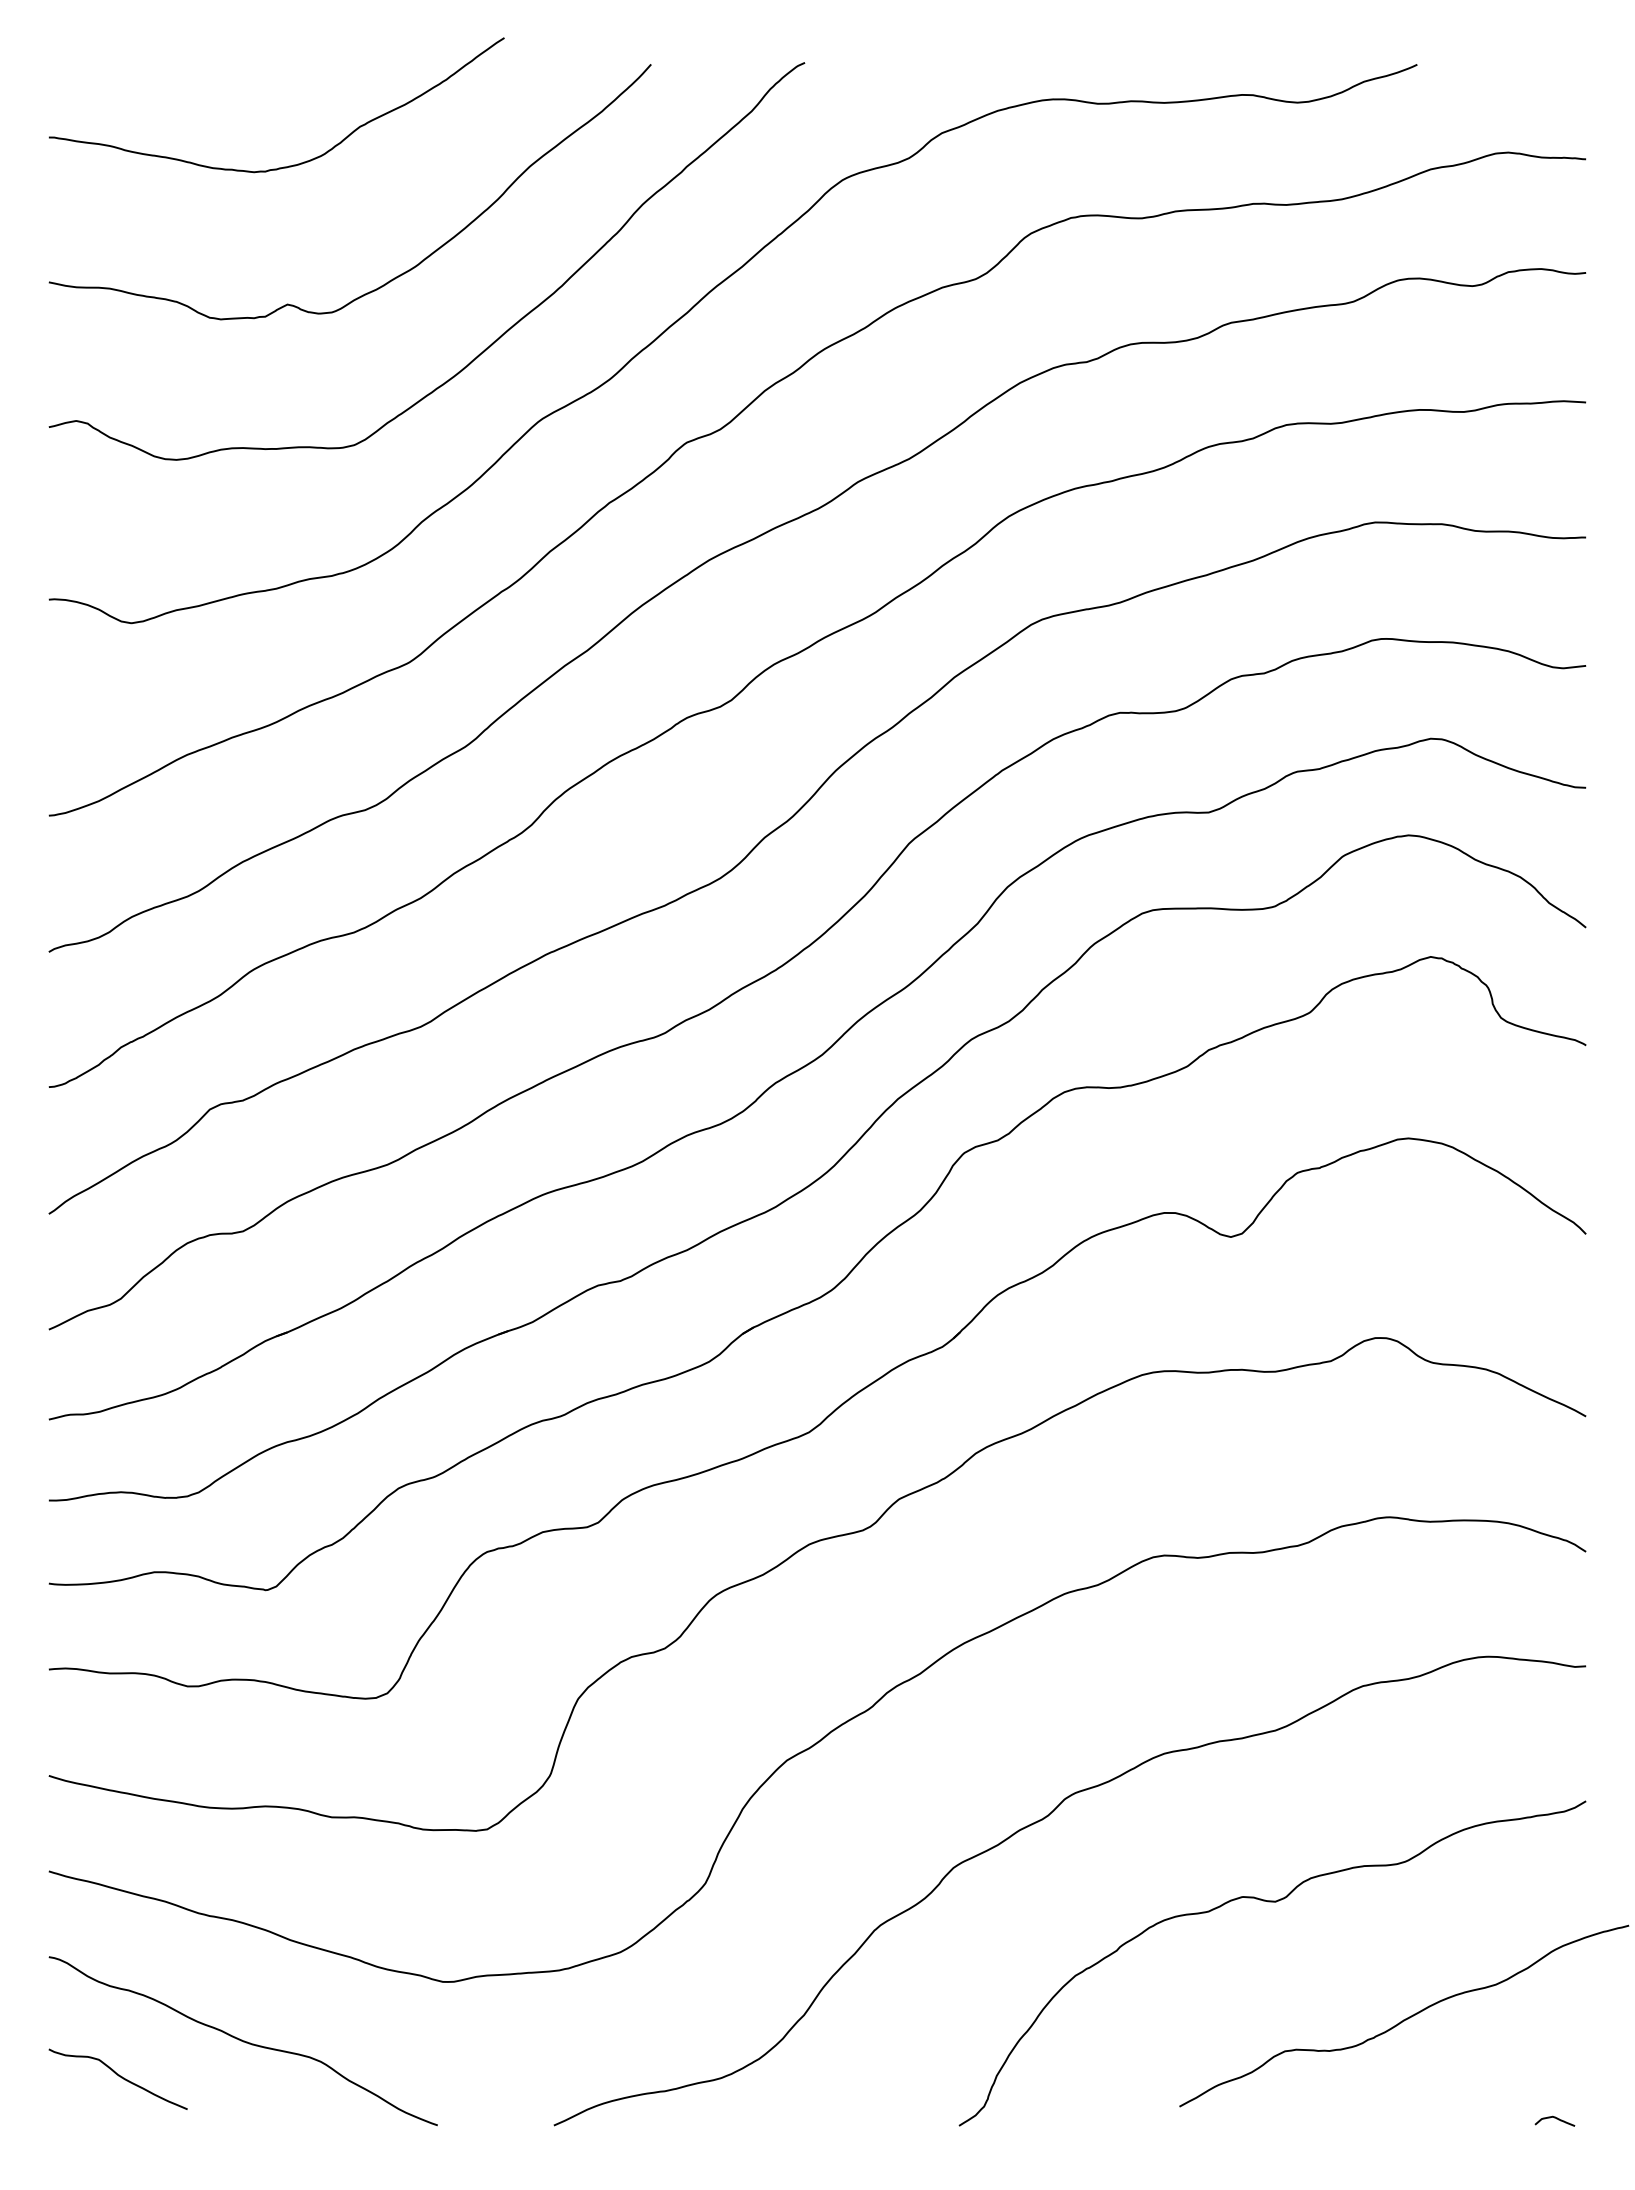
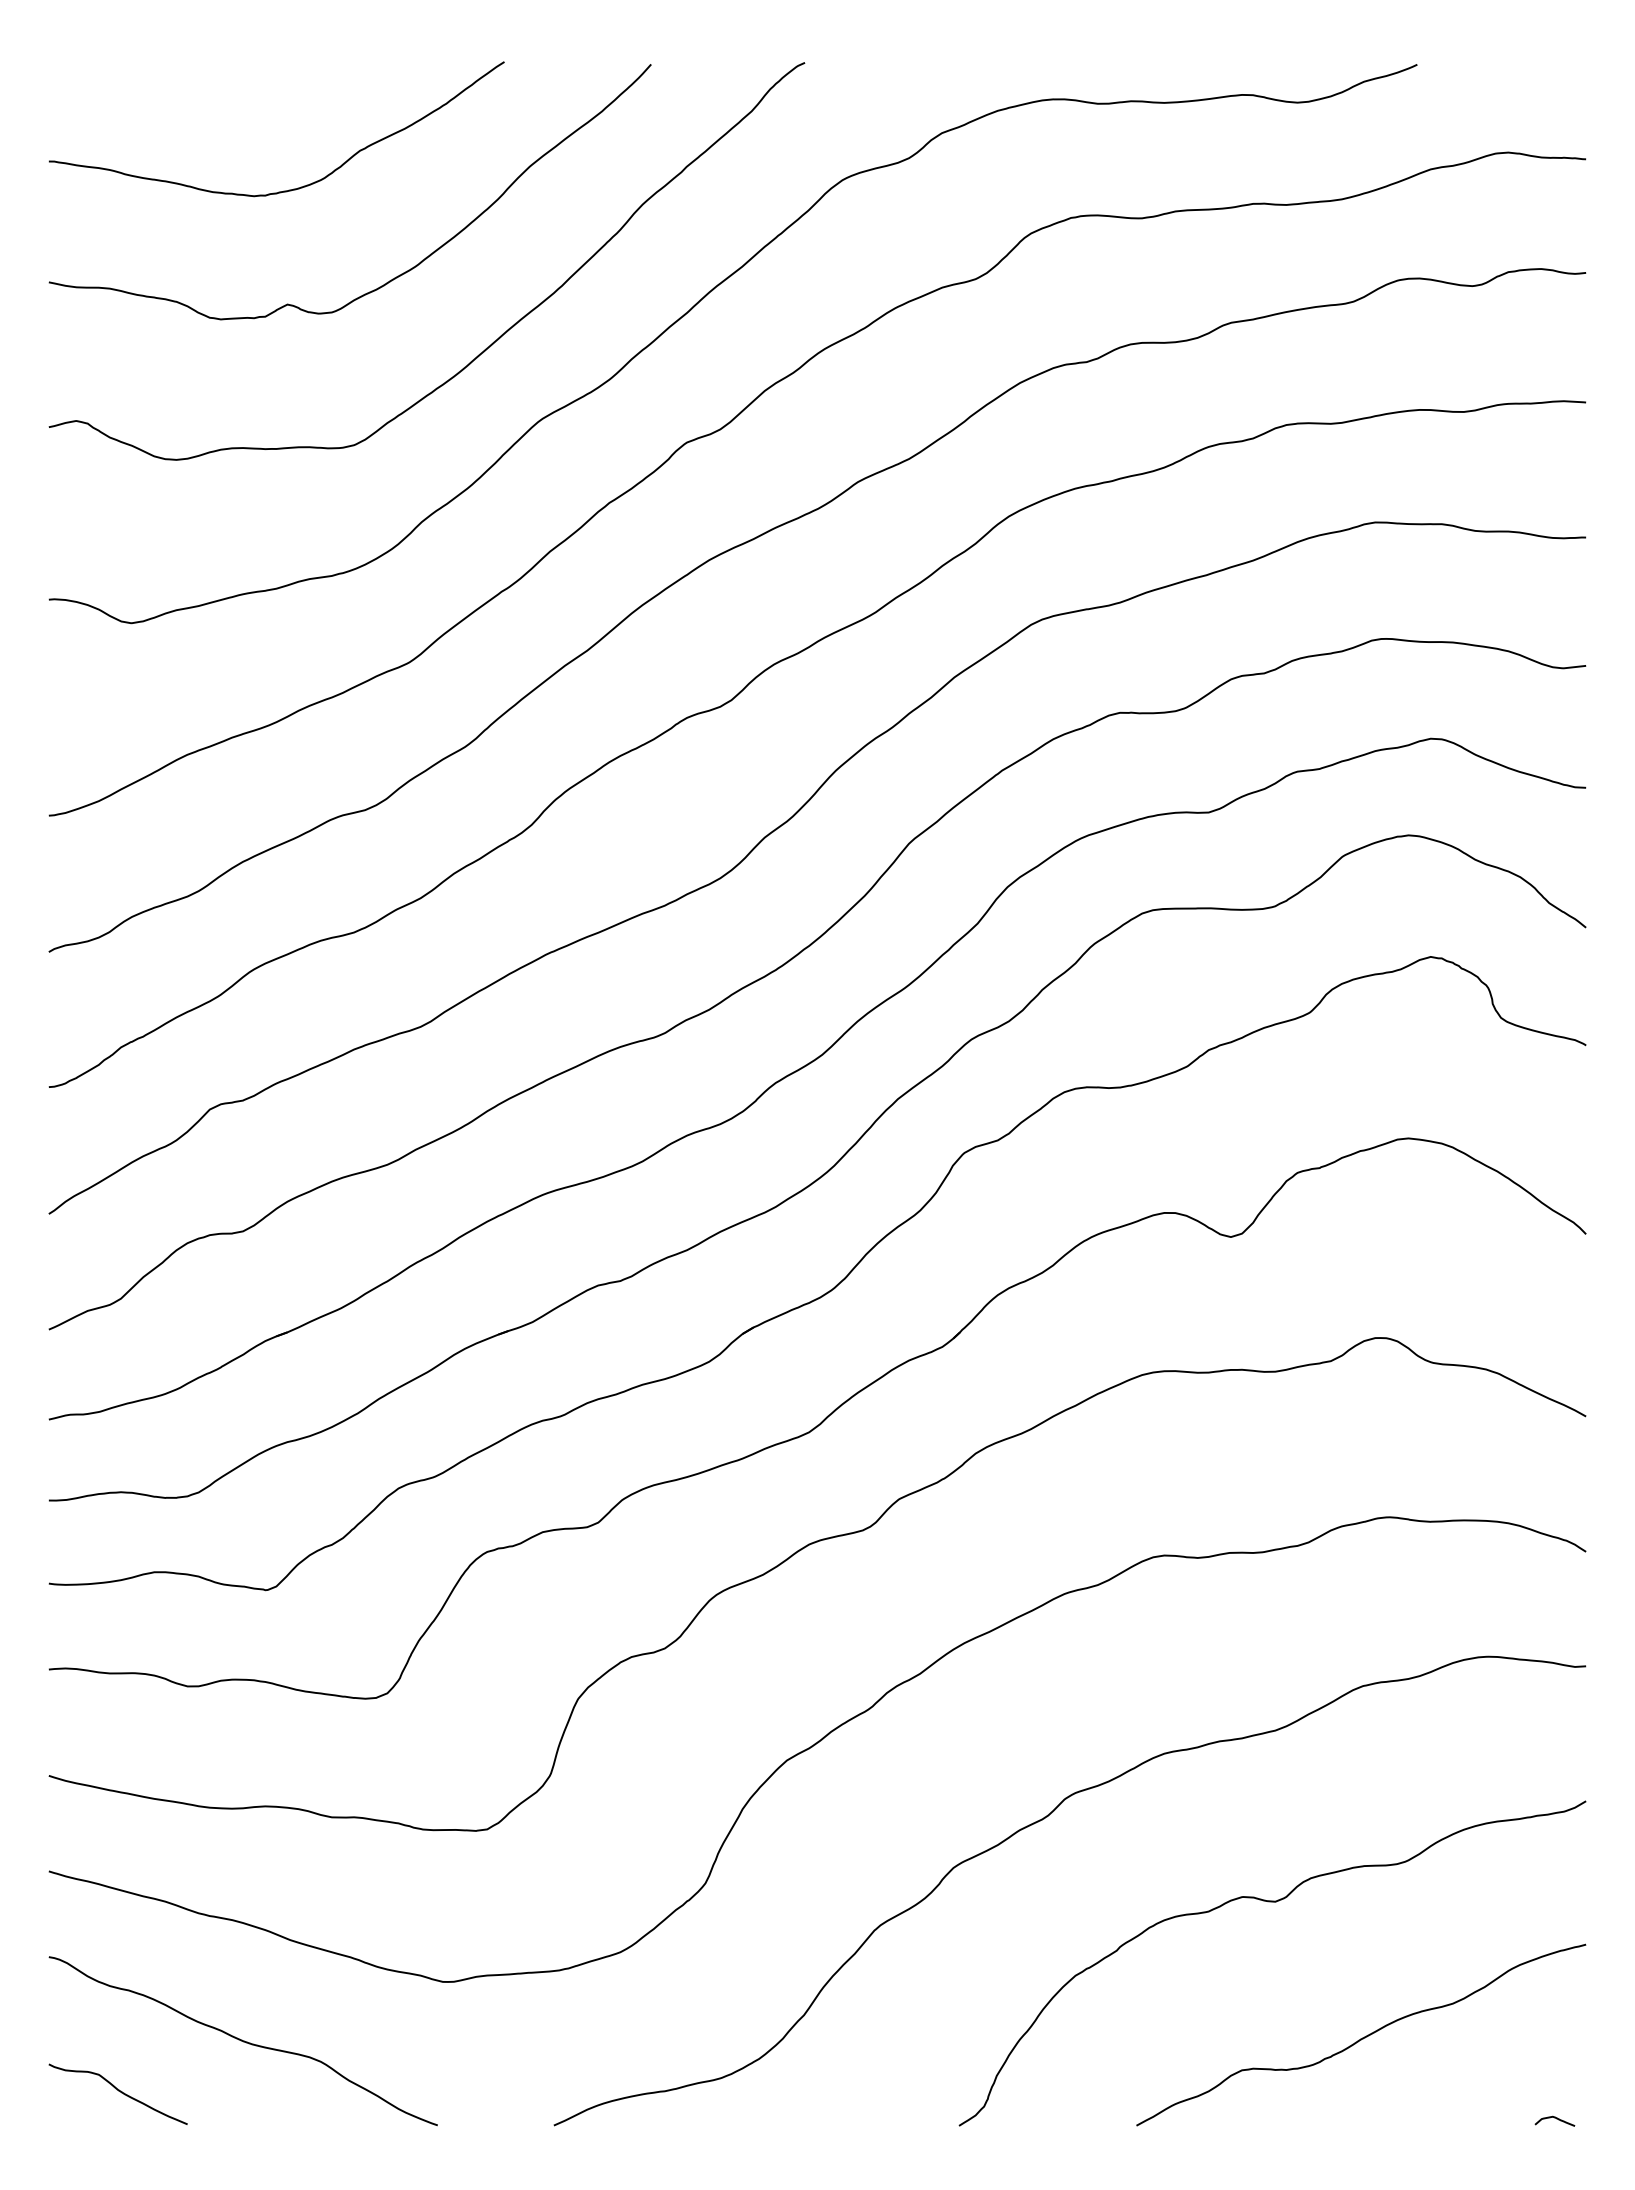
curve position: (289, 165) -> (289, 189) (289, 189)
curve position: (1405, 2018) -> (1362, 2037) (1362, 2037)
curve position: (118, 2076) -> (118, 2091) (118, 2091)
